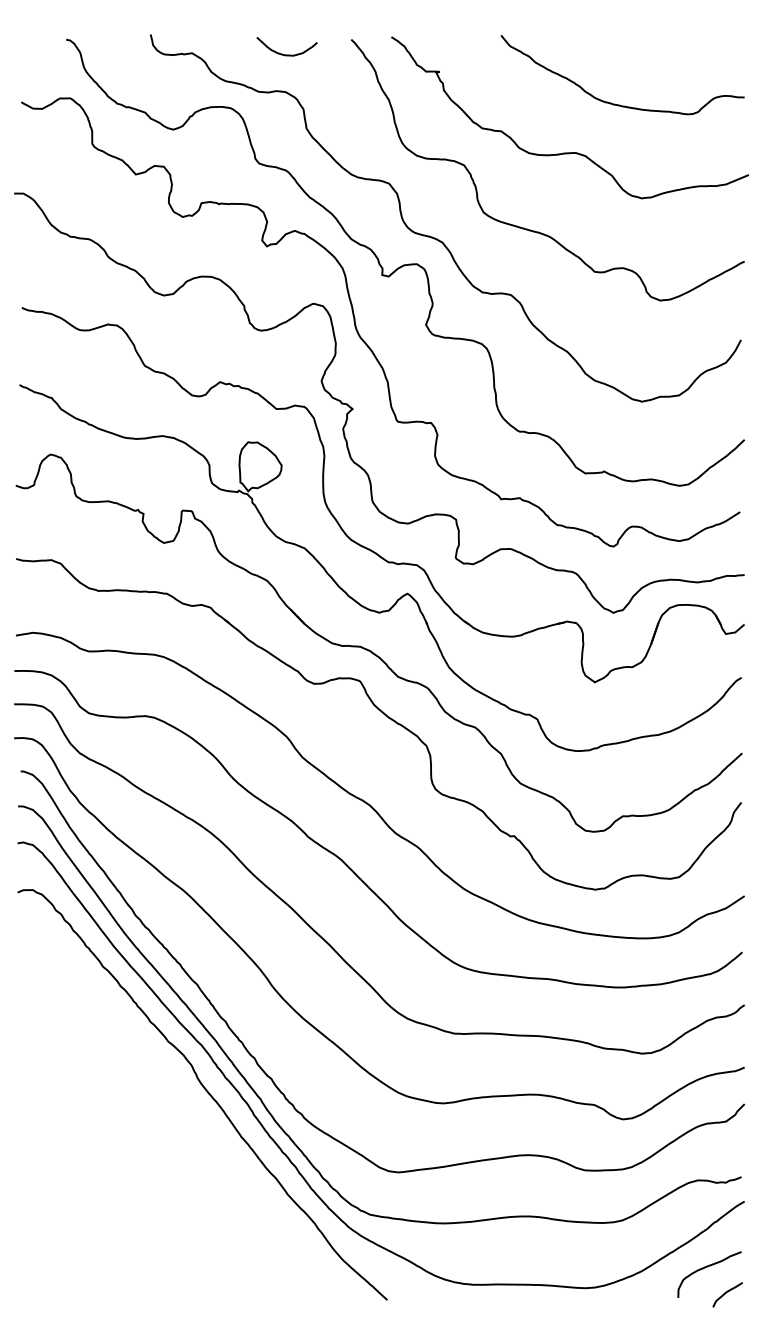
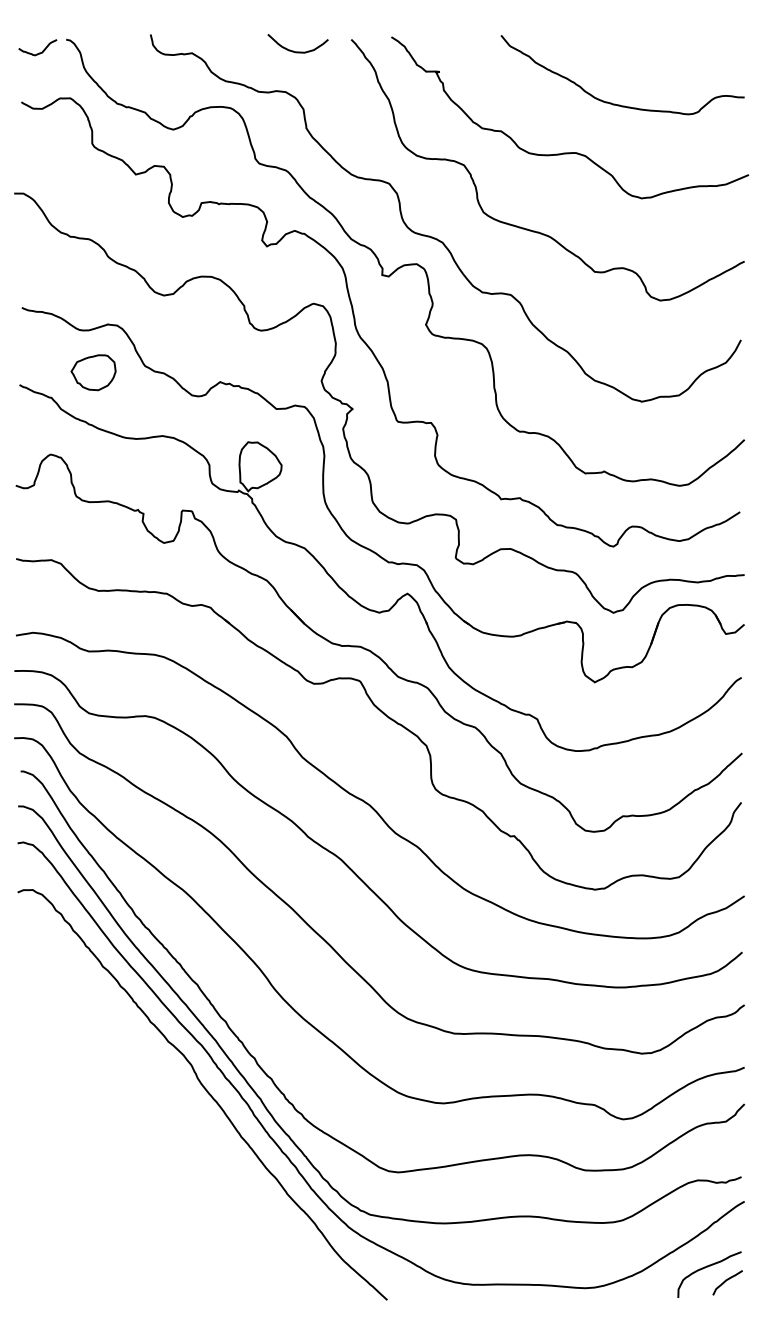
curve: none -> present (39, 52)
curve position: (286, 54) -> (297, 51) (297, 51)
part: none -> present (93, 372)
curve position: (726, 1293) -> (726, 1281) (726, 1281)
